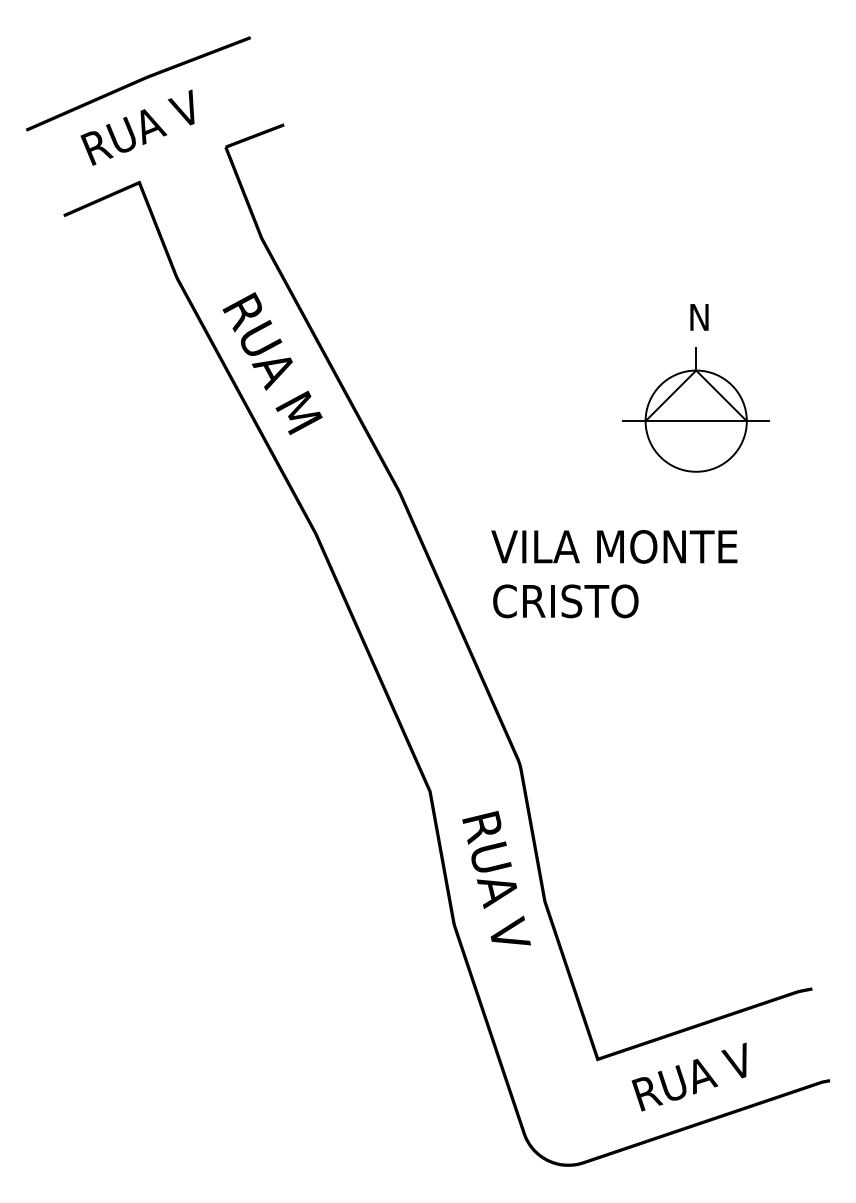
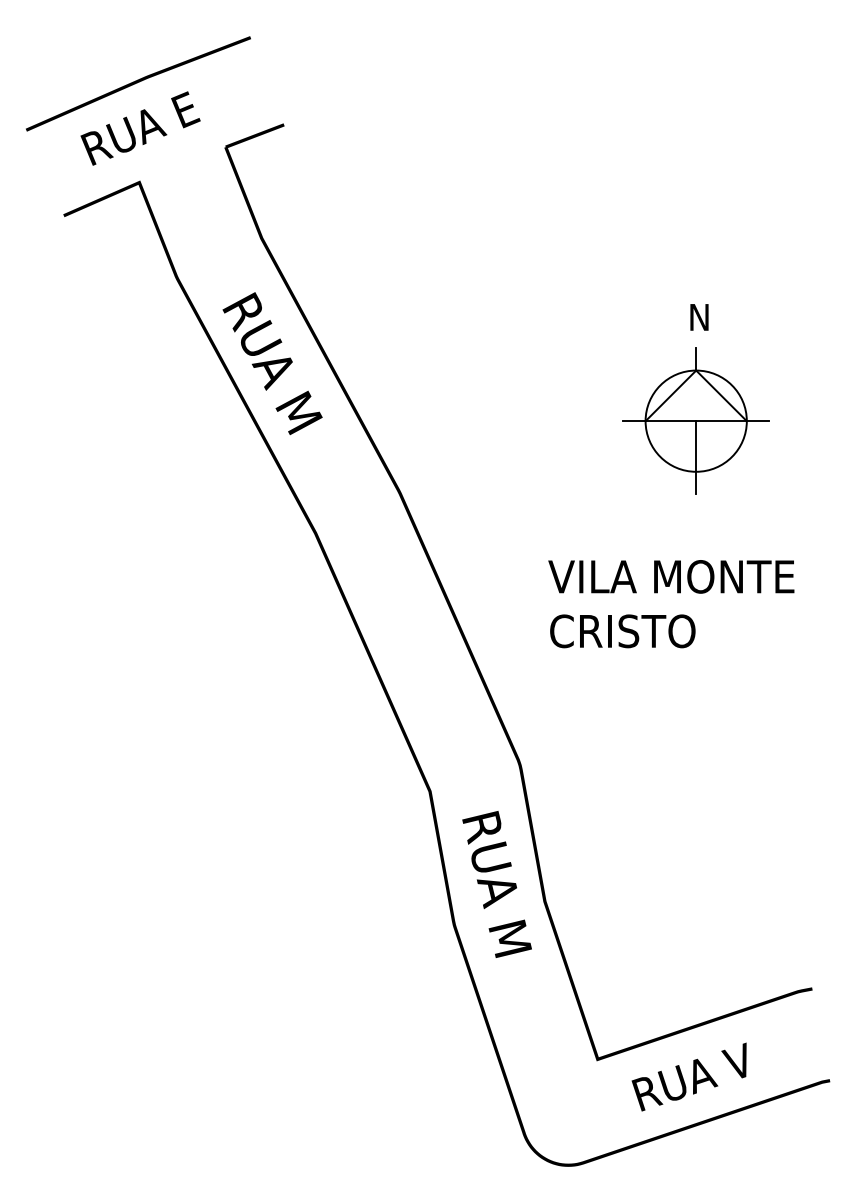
text: RUA V -> RUA E (183, 108)
line: none -> present (696, 457)
text position: (614, 574) -> (671, 604) (671, 604)
text: RUA V -> RUA M (509, 936)
